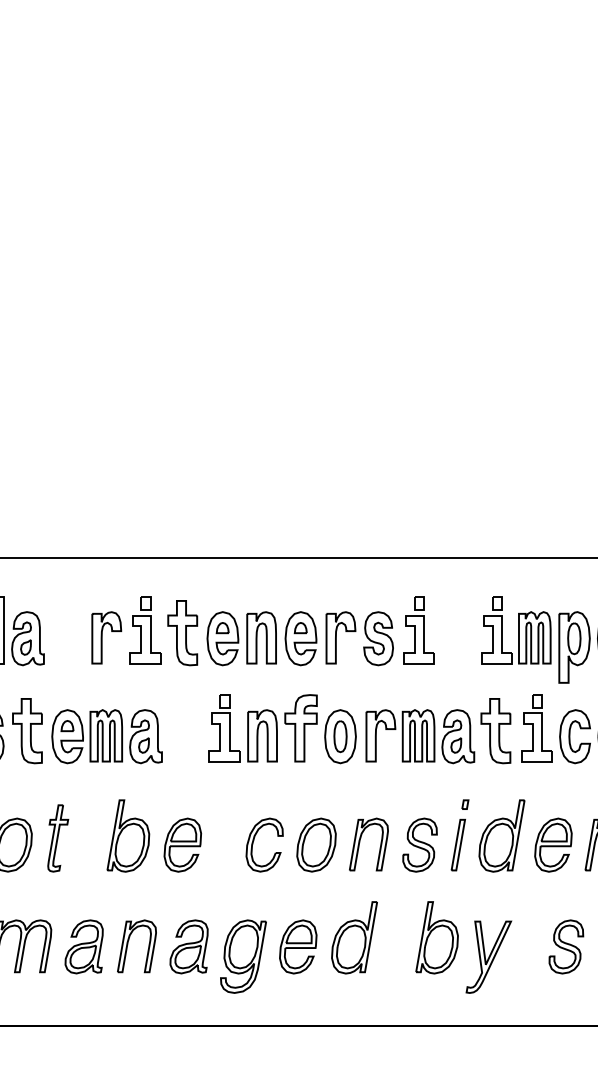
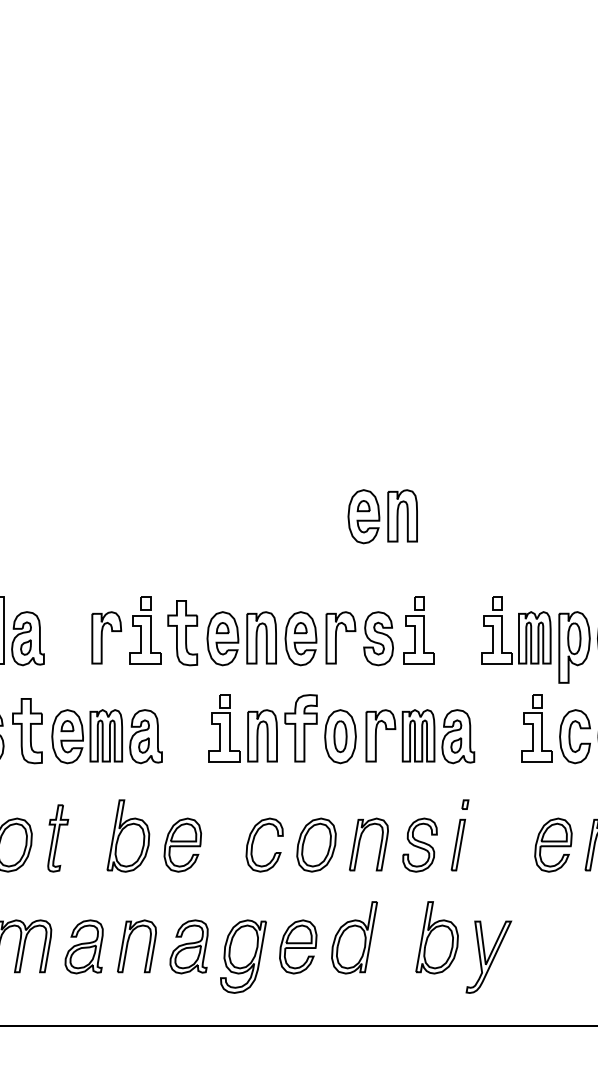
part: none -> present (382, 516)
line: present -> none (298, 558)
part: present -> none (495, 731)
part: present -> none (501, 835)
part: present -> none (566, 946)
